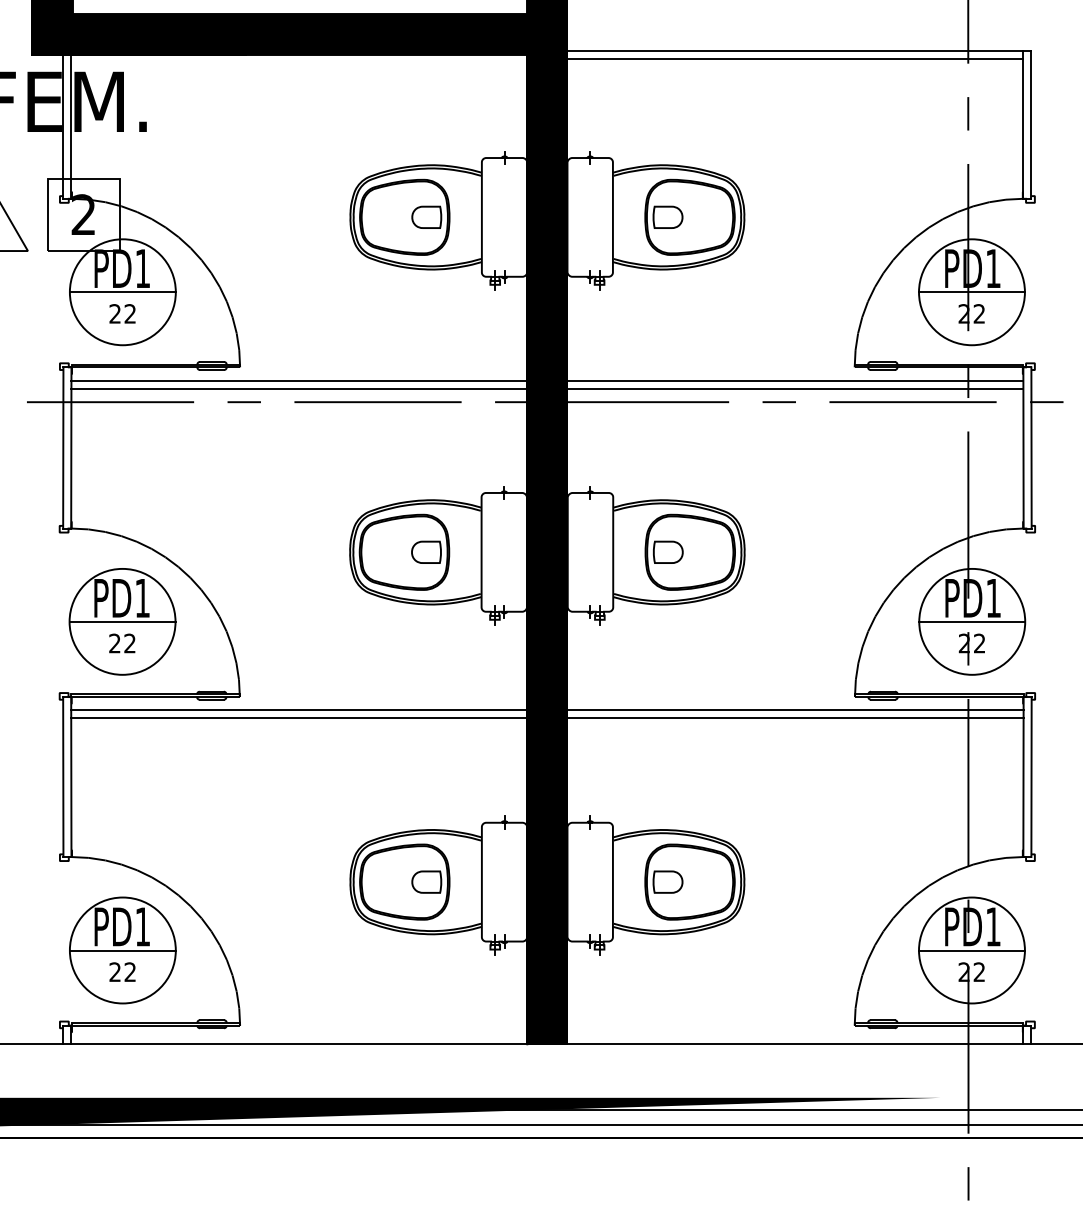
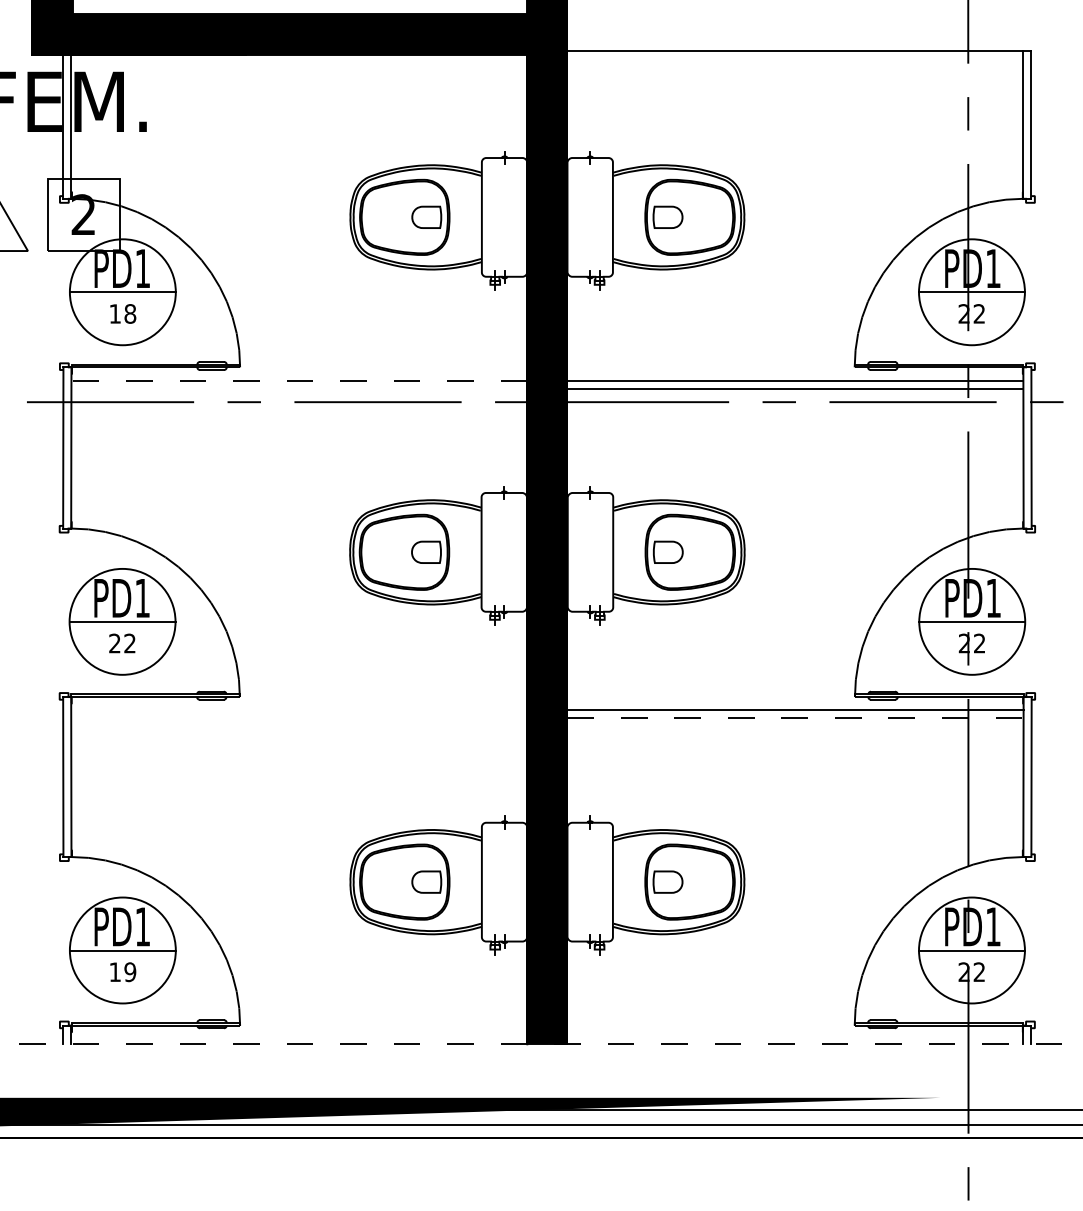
line: present -> none (795, 59)
text: 22 -> 18 (122, 313)
line: solid -> dashed (299, 380)
line: present -> none (299, 388)
line: present -> none (299, 710)
line: present -> none (299, 718)
line: solid -> dashed (796, 718)
text: 22 -> 19 (122, 972)
line: solid -> dashed (541, 1044)
